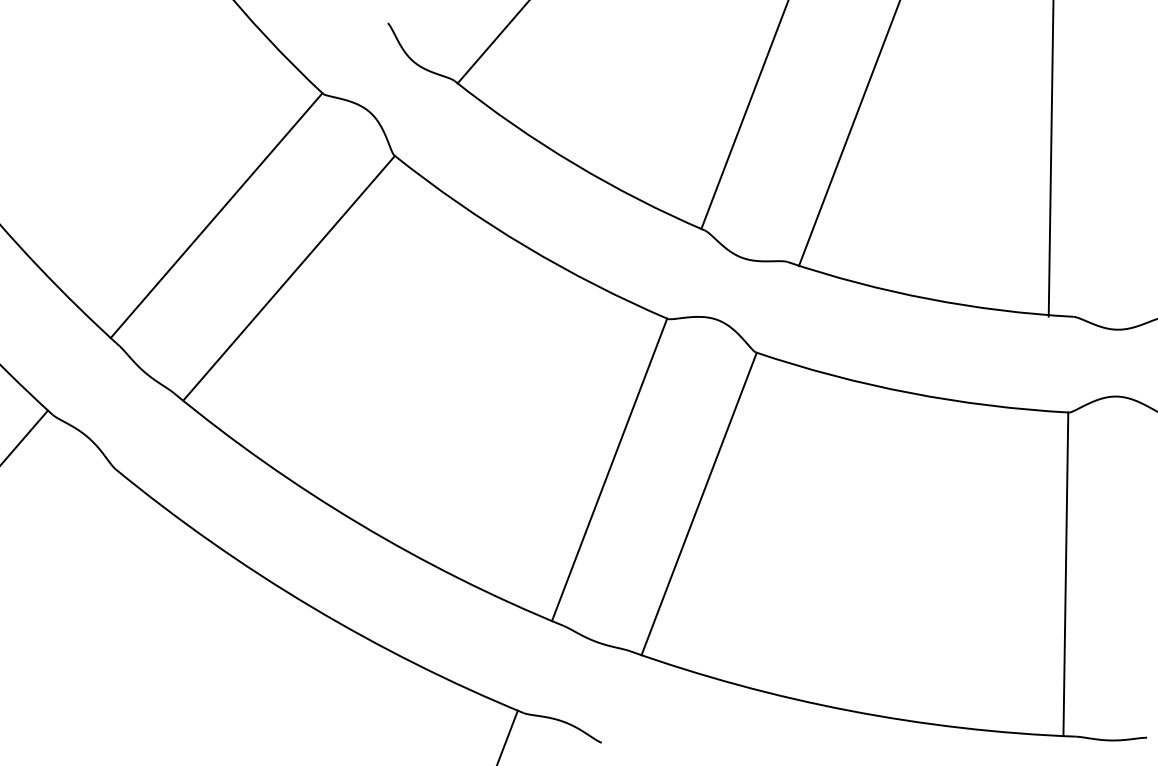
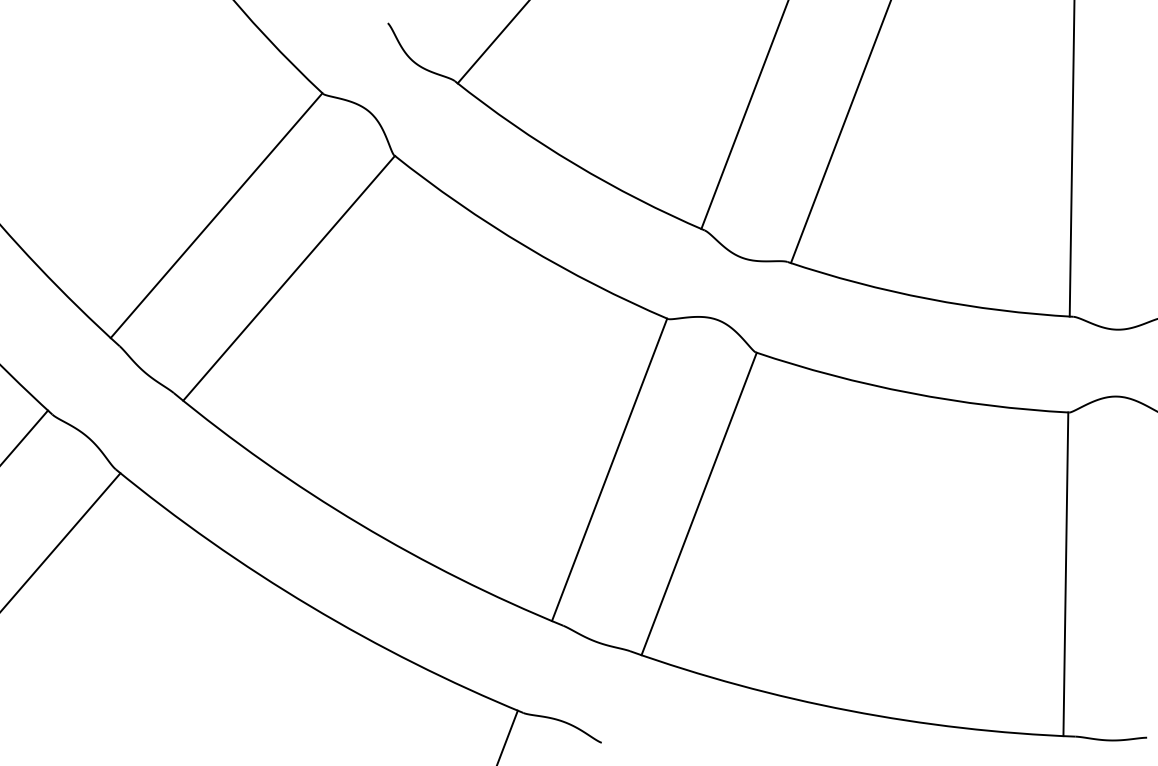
line position: (848, 134) -> (840, 132) (840, 132)
line position: (1050, 159) -> (1071, 159) (1071, 159)
line: none -> present (61, 541)
